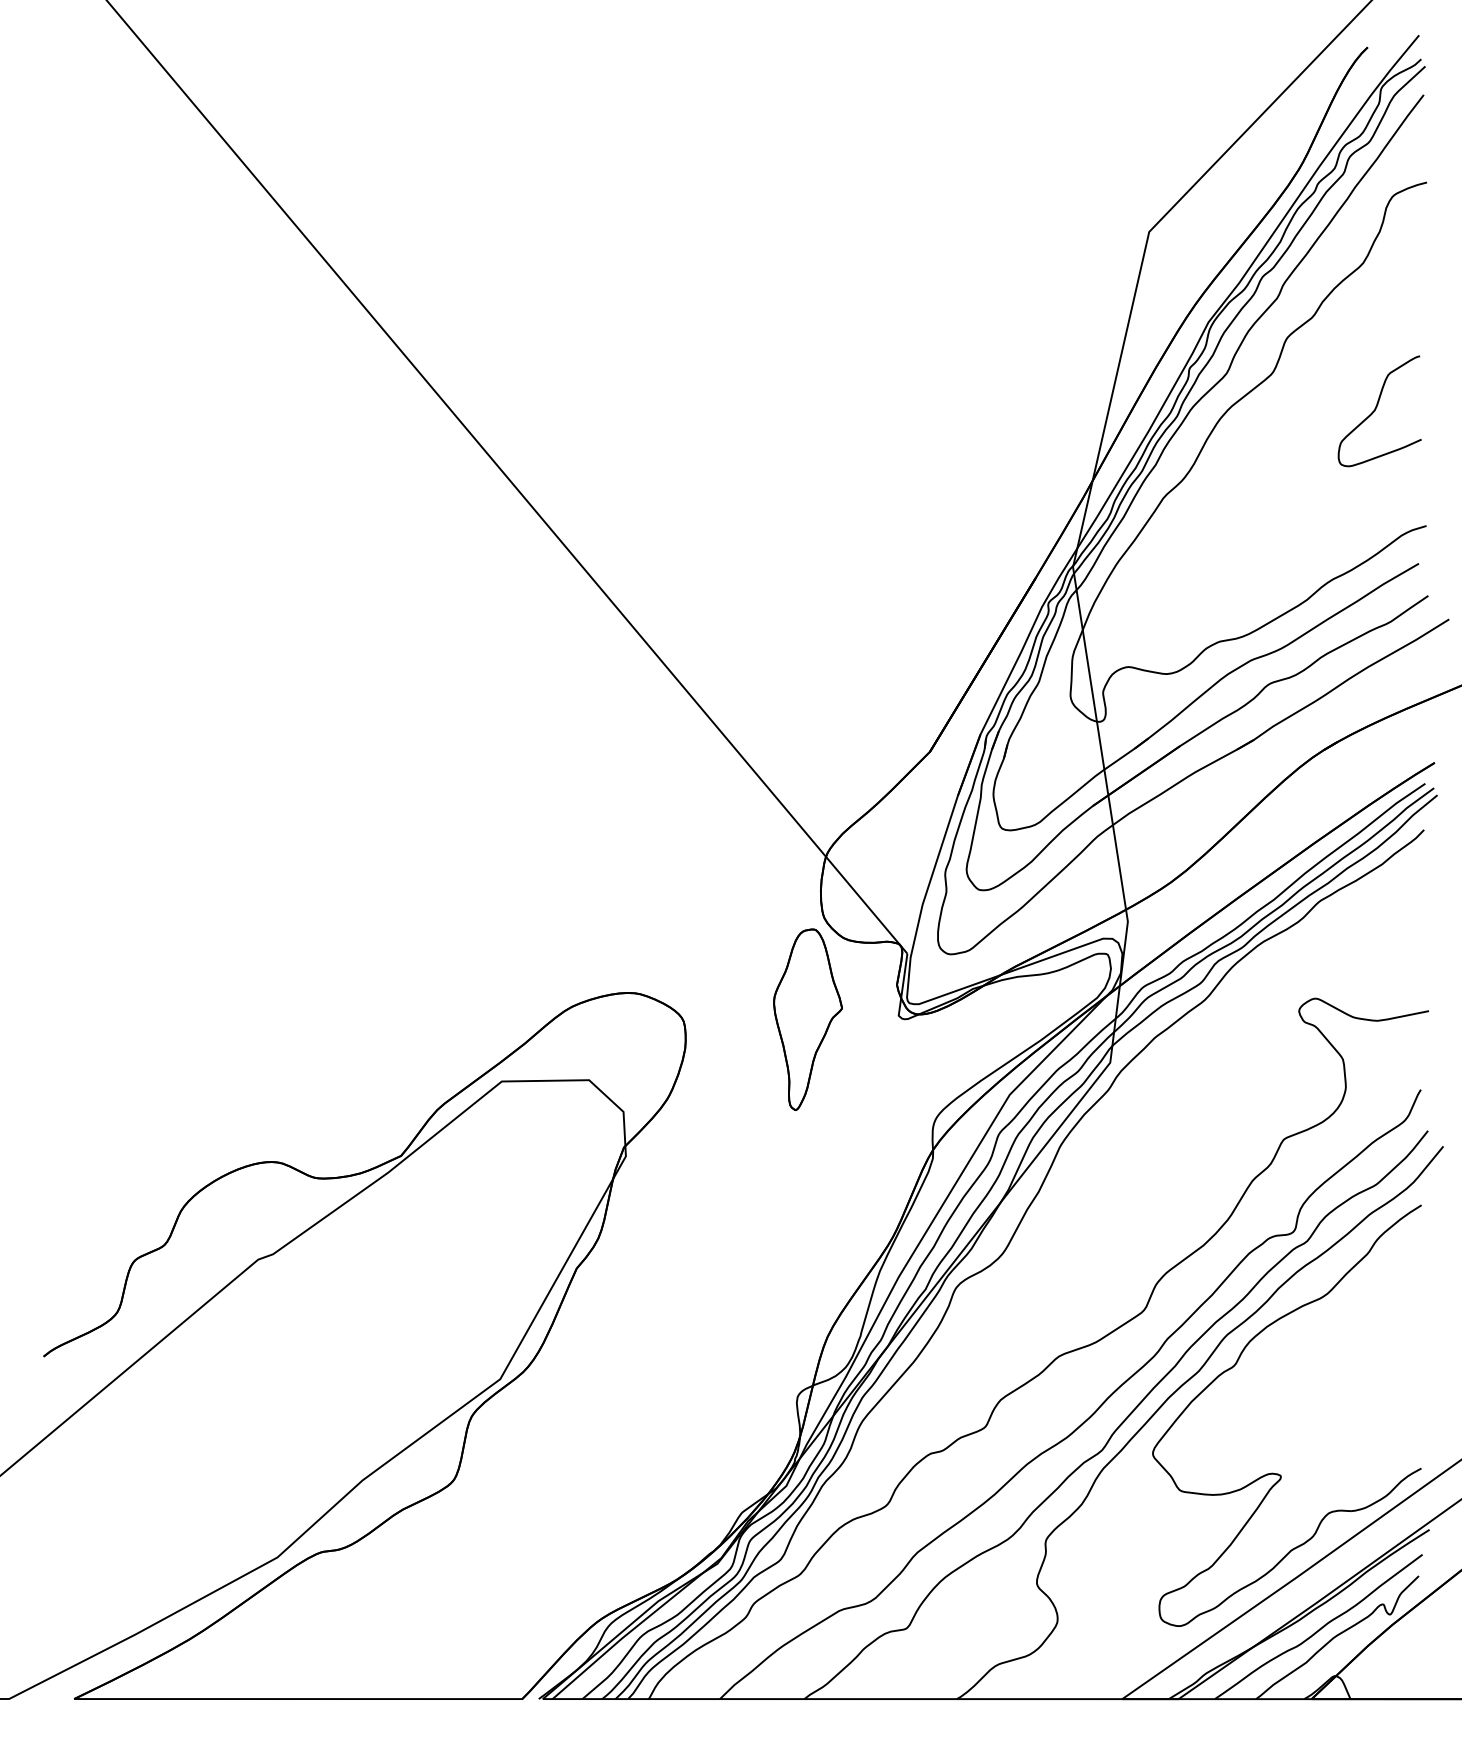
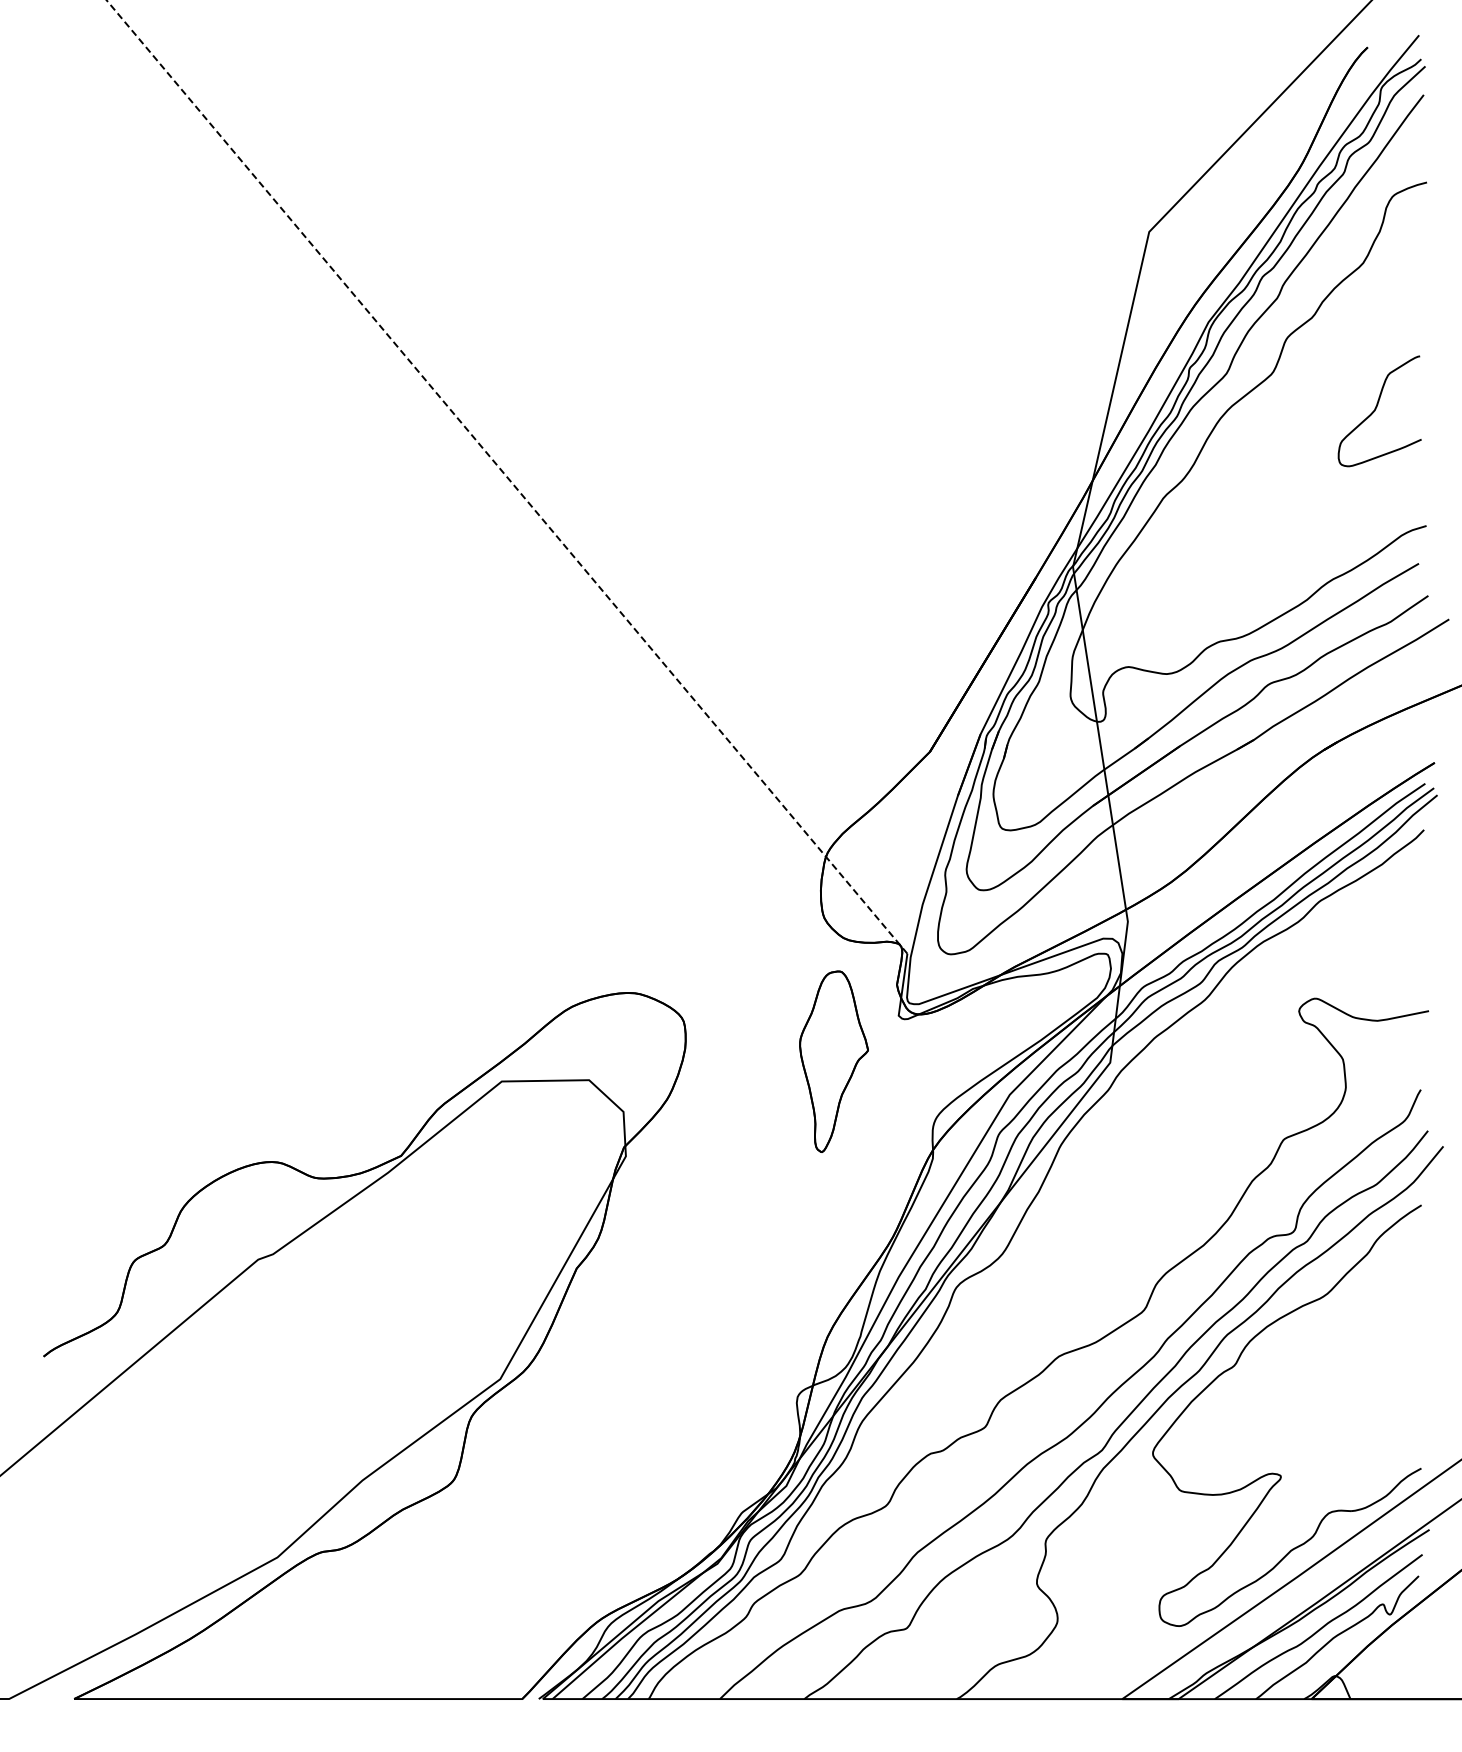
line: solid -> dashed (506, 476)
part position: (807, 1019) -> (833, 1061) (833, 1061)
